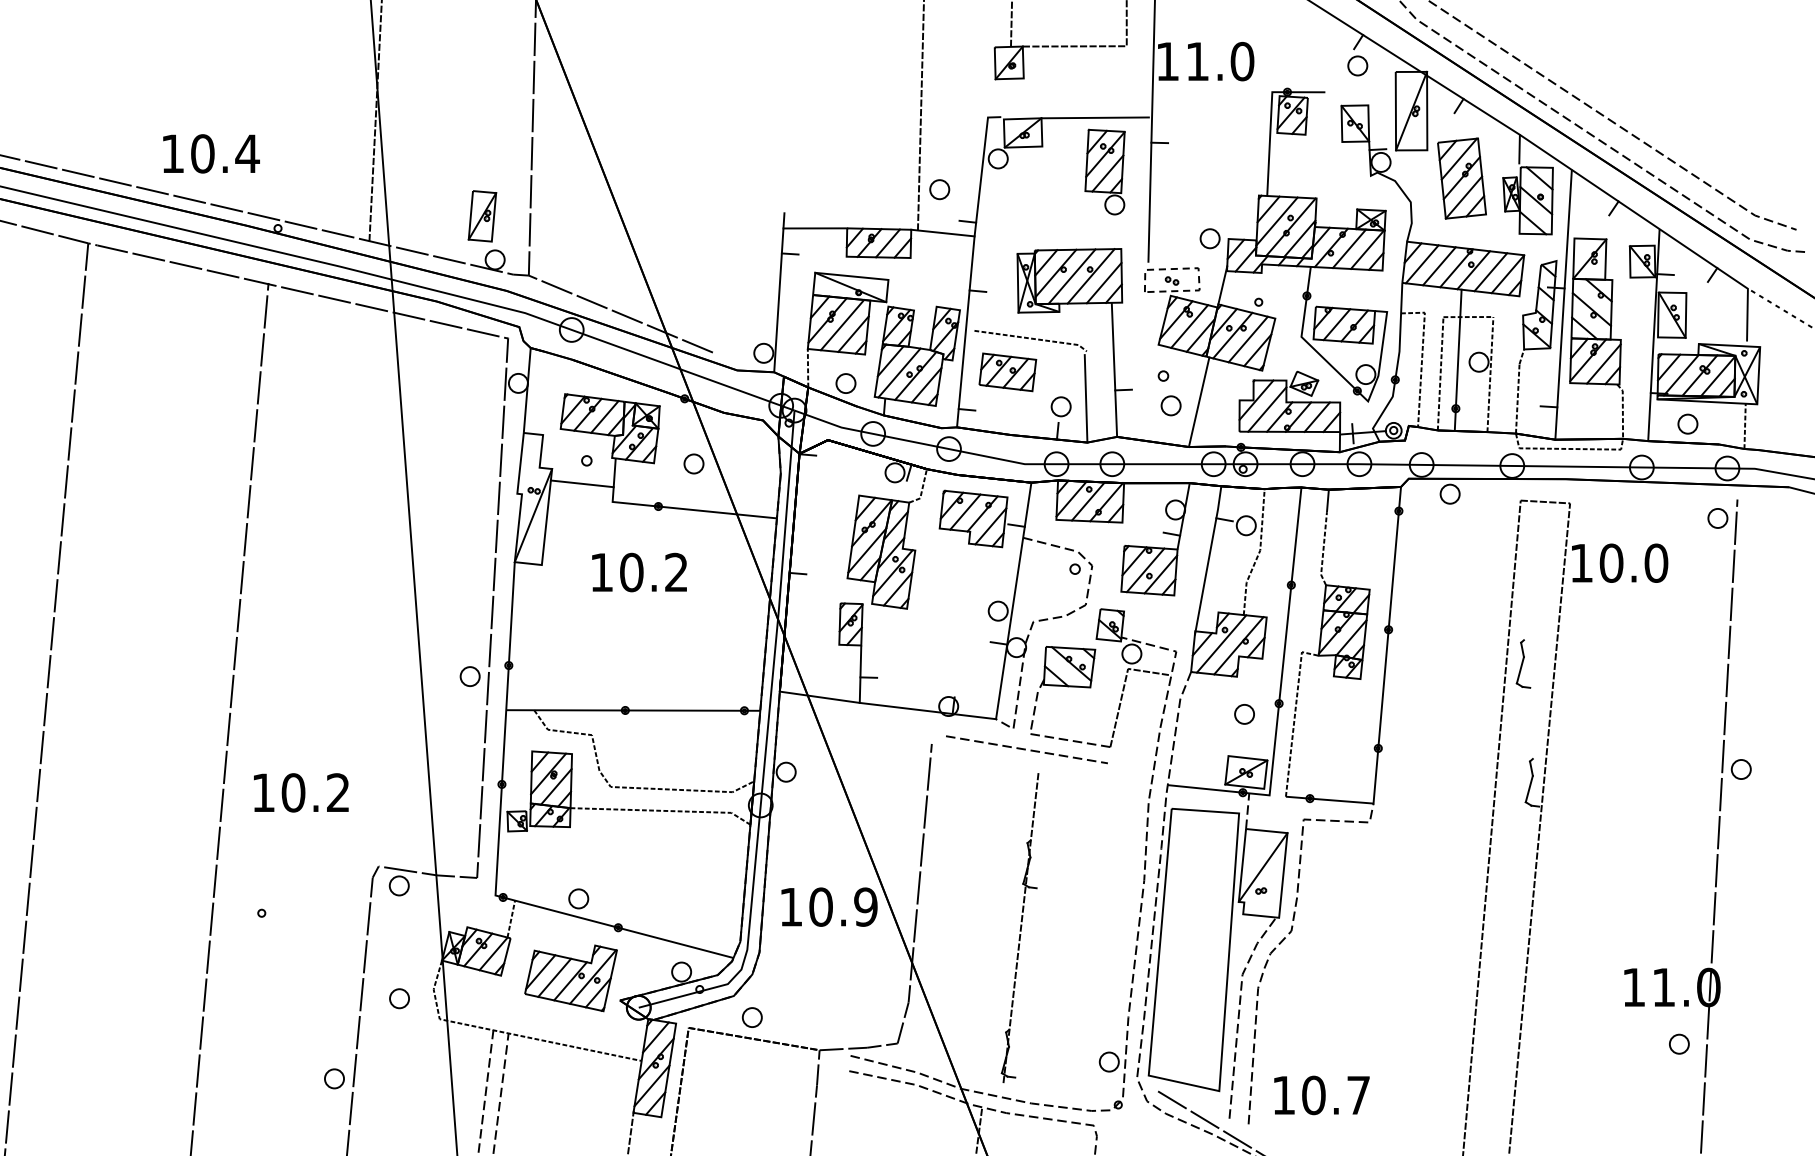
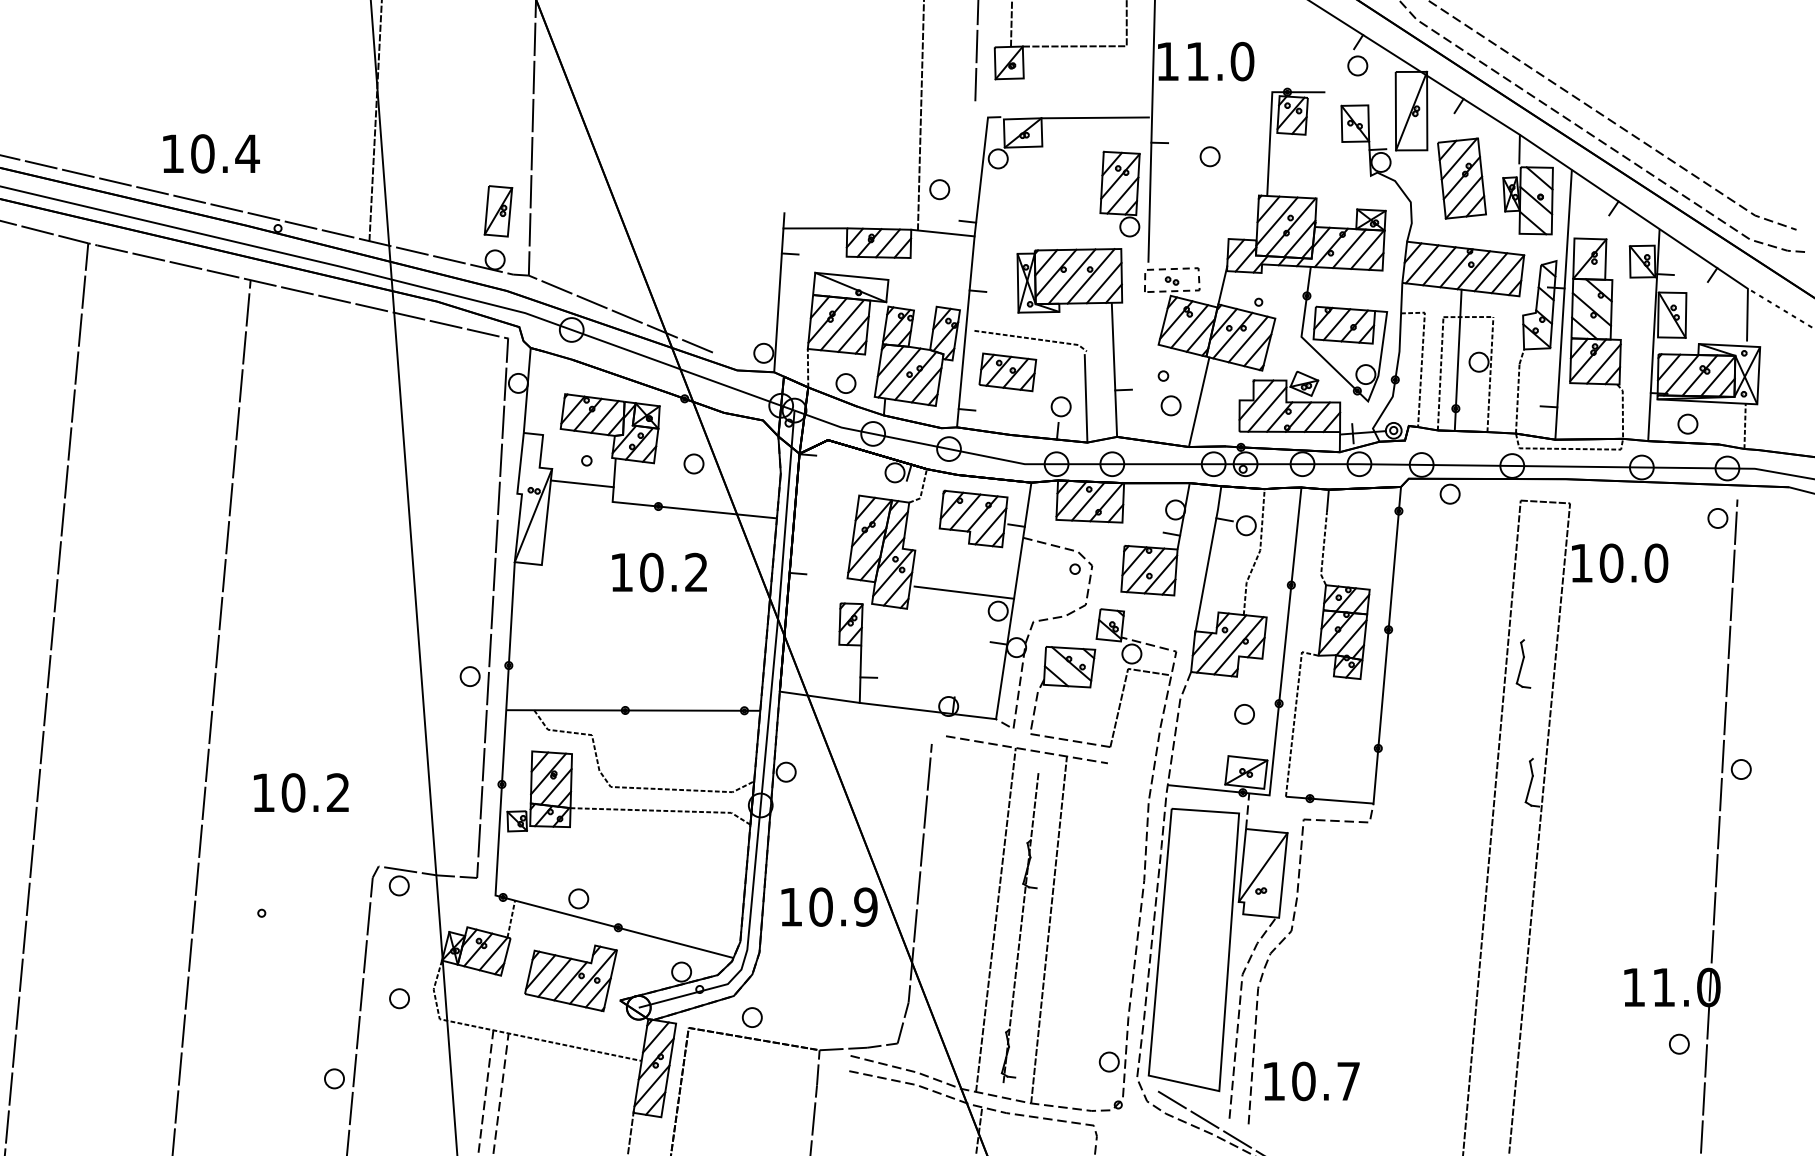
line: none -> present (976, 51)
part position: (1104, 171) -> (1119, 193) (1119, 193)
part position: (482, 216) -> (498, 211) (498, 211)
part position: (1209, 238) -> (1209, 156) (1209, 156)
text position: (639, 572) -> (659, 572) (659, 572)
line: none -> present (964, 592)
line position: (229, 717) -> (211, 716) (211, 716)
line: none -> present (995, 919)
line: none -> present (1048, 929)
text position: (1321, 1095) -> (1311, 1081) (1311, 1081)
